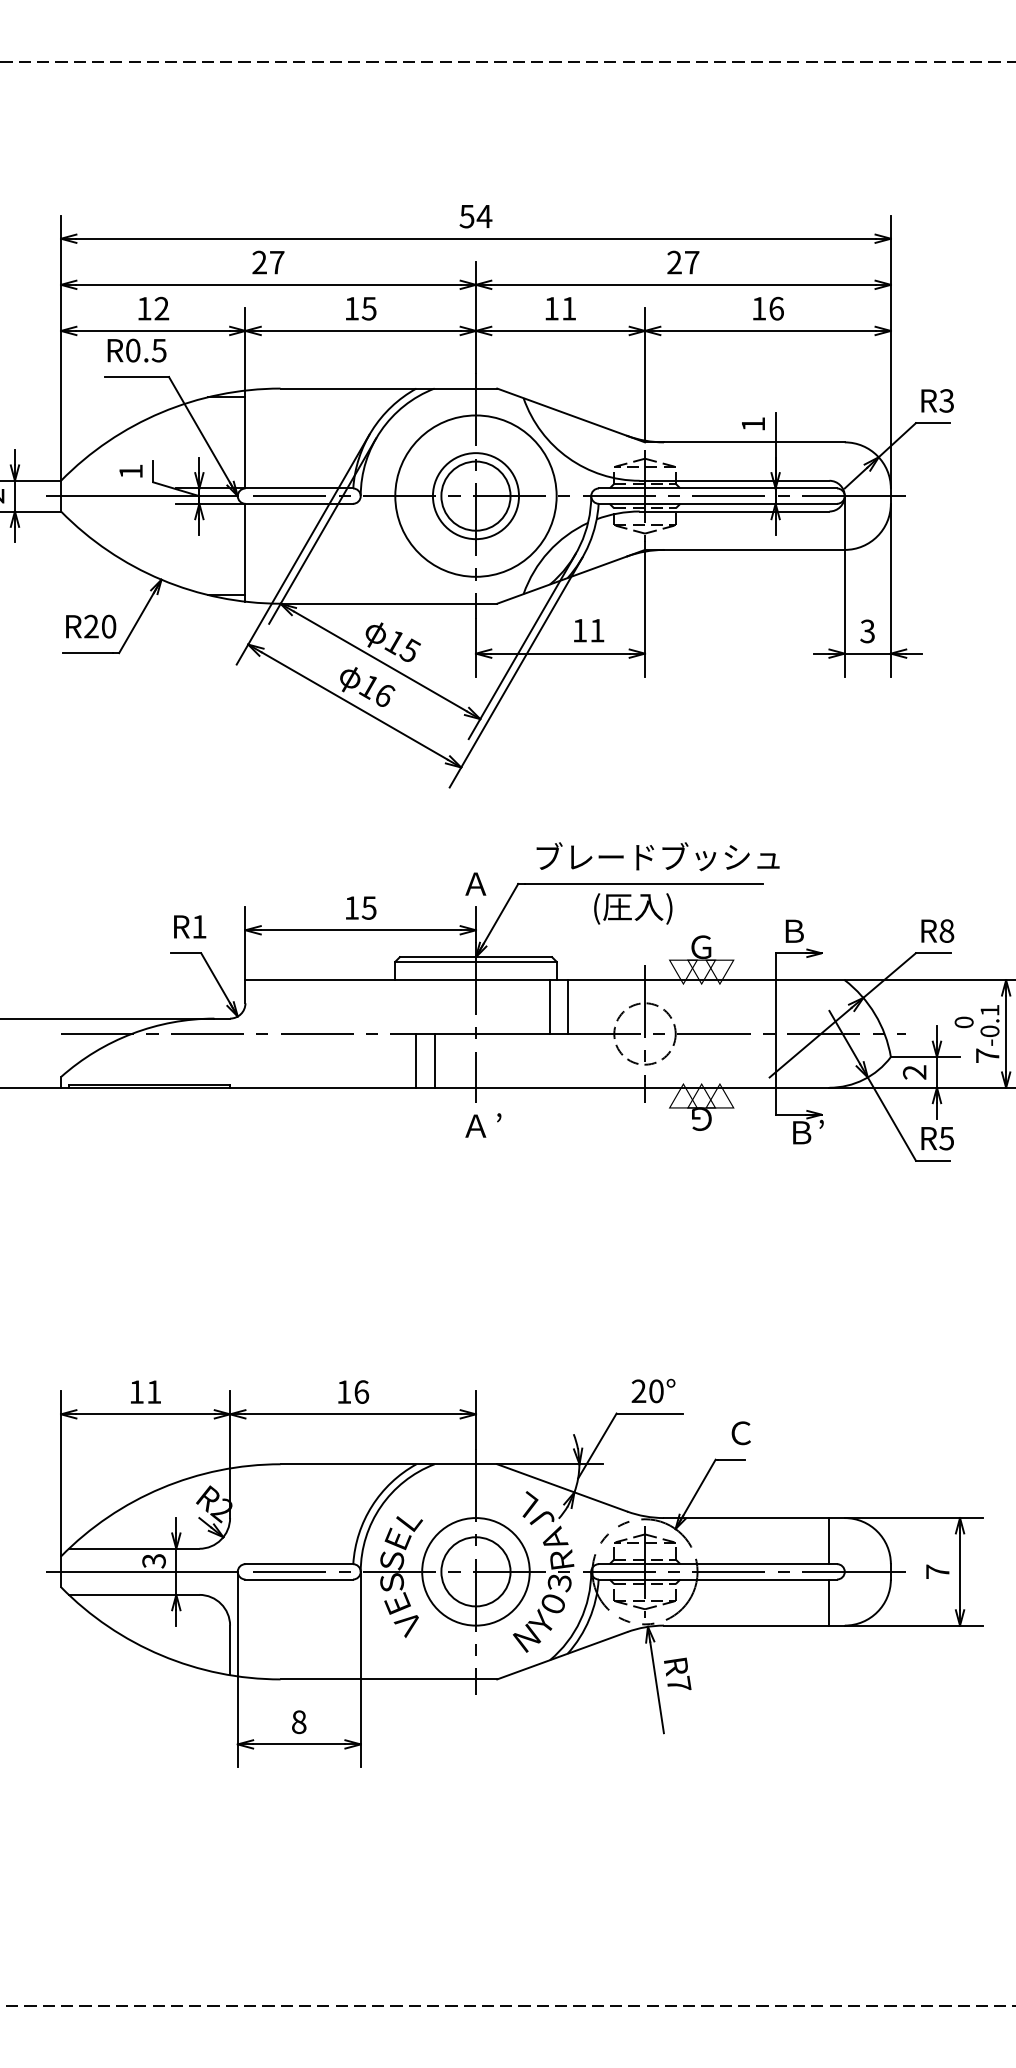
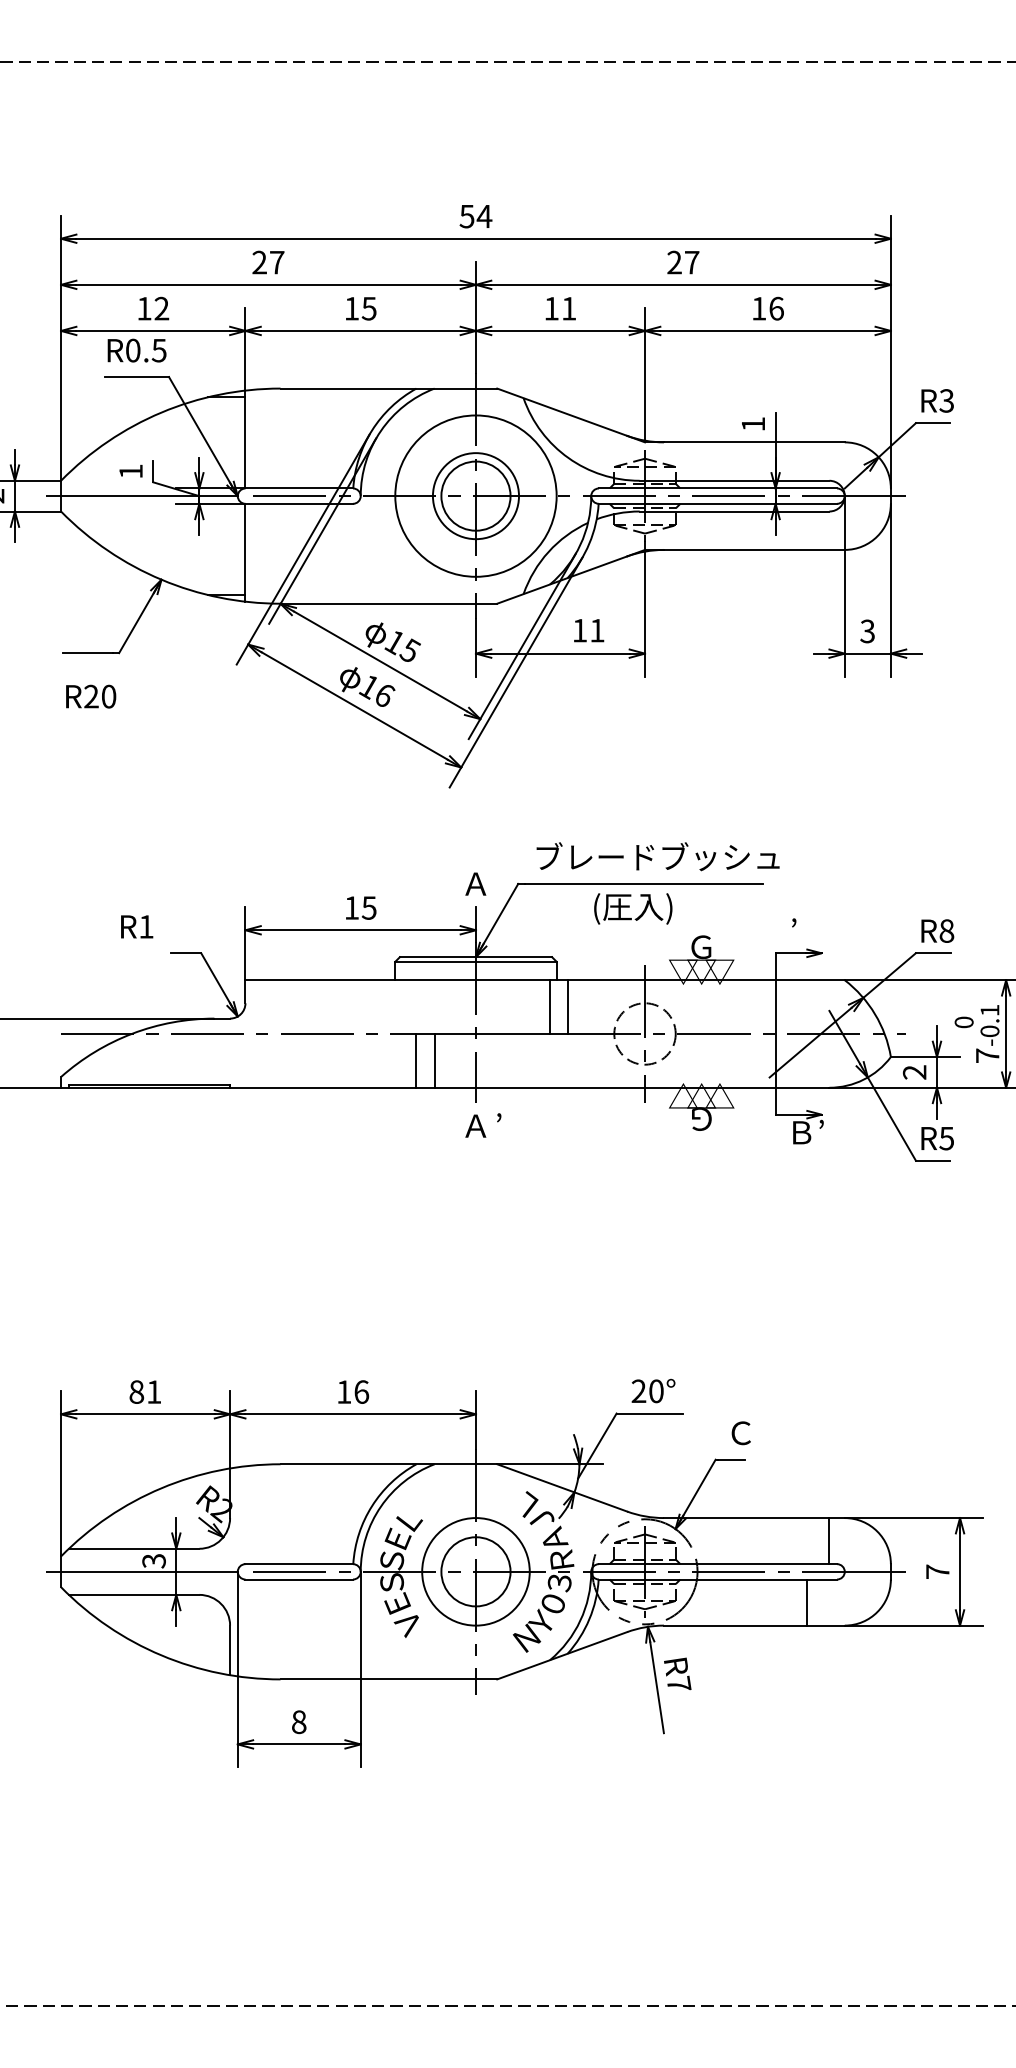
text position: (91, 626) -> (91, 696) (91, 696)
text position: (190, 926) -> (137, 926) (137, 926)
text: Ｂ -> ’ (794, 930)
text: 11 -> 81 (136, 1391)
line position: (829, 1602) -> (807, 1602) (807, 1602)
